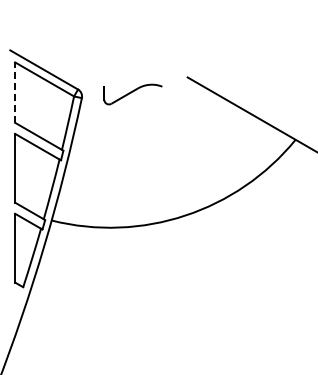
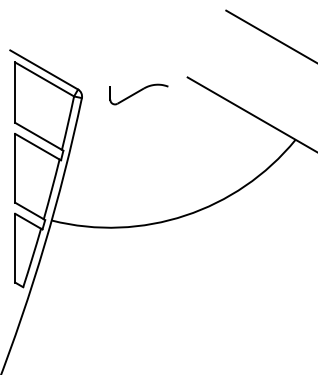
line: none -> present (270, 35)
line: dashed -> solid (15, 92)
part position: (132, 94) -> (138, 94) (138, 94)
